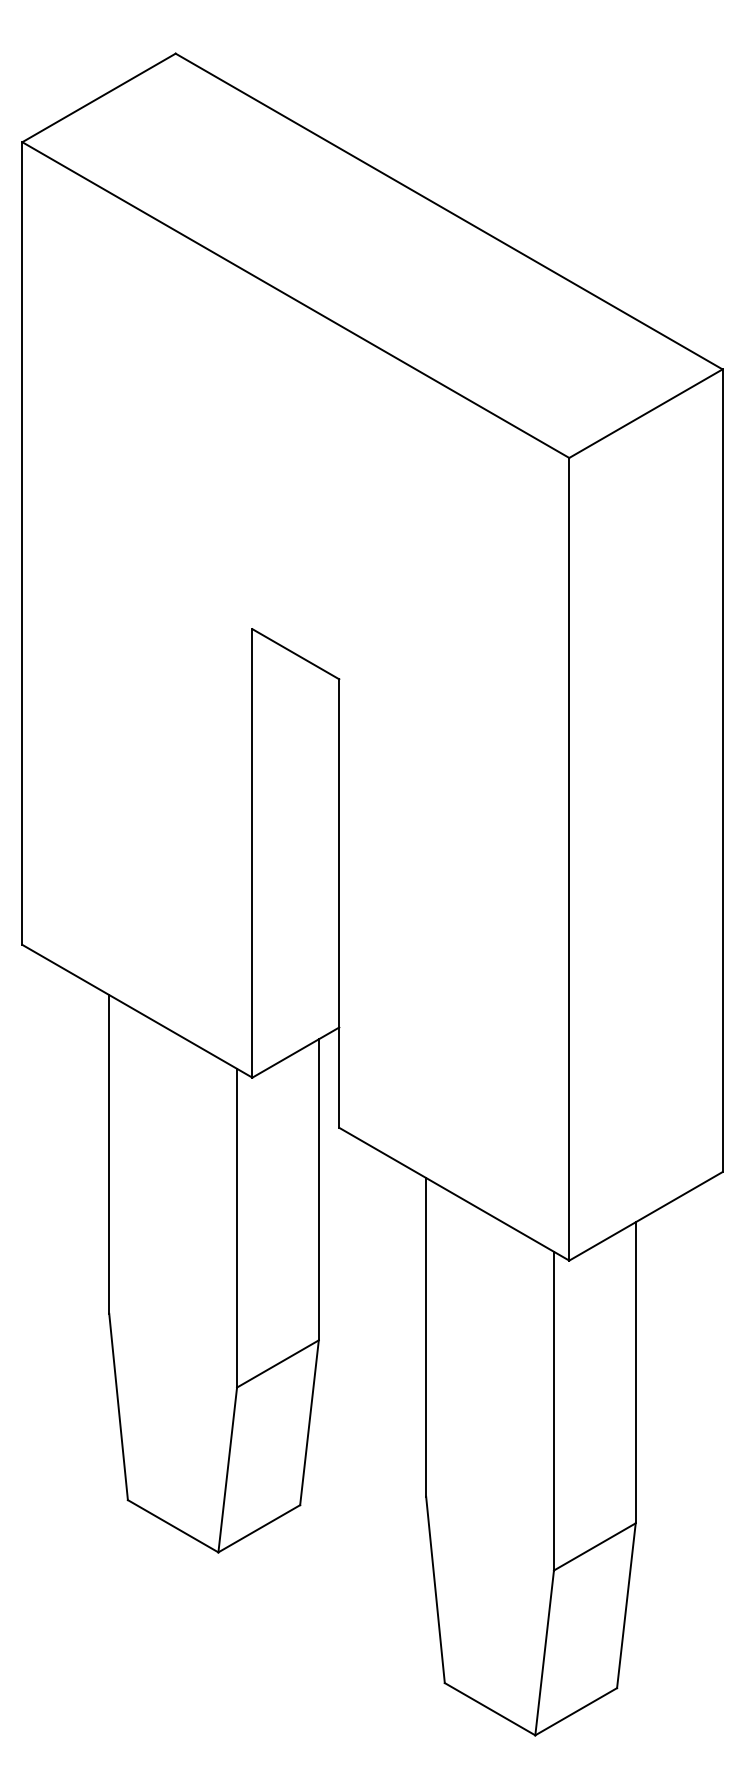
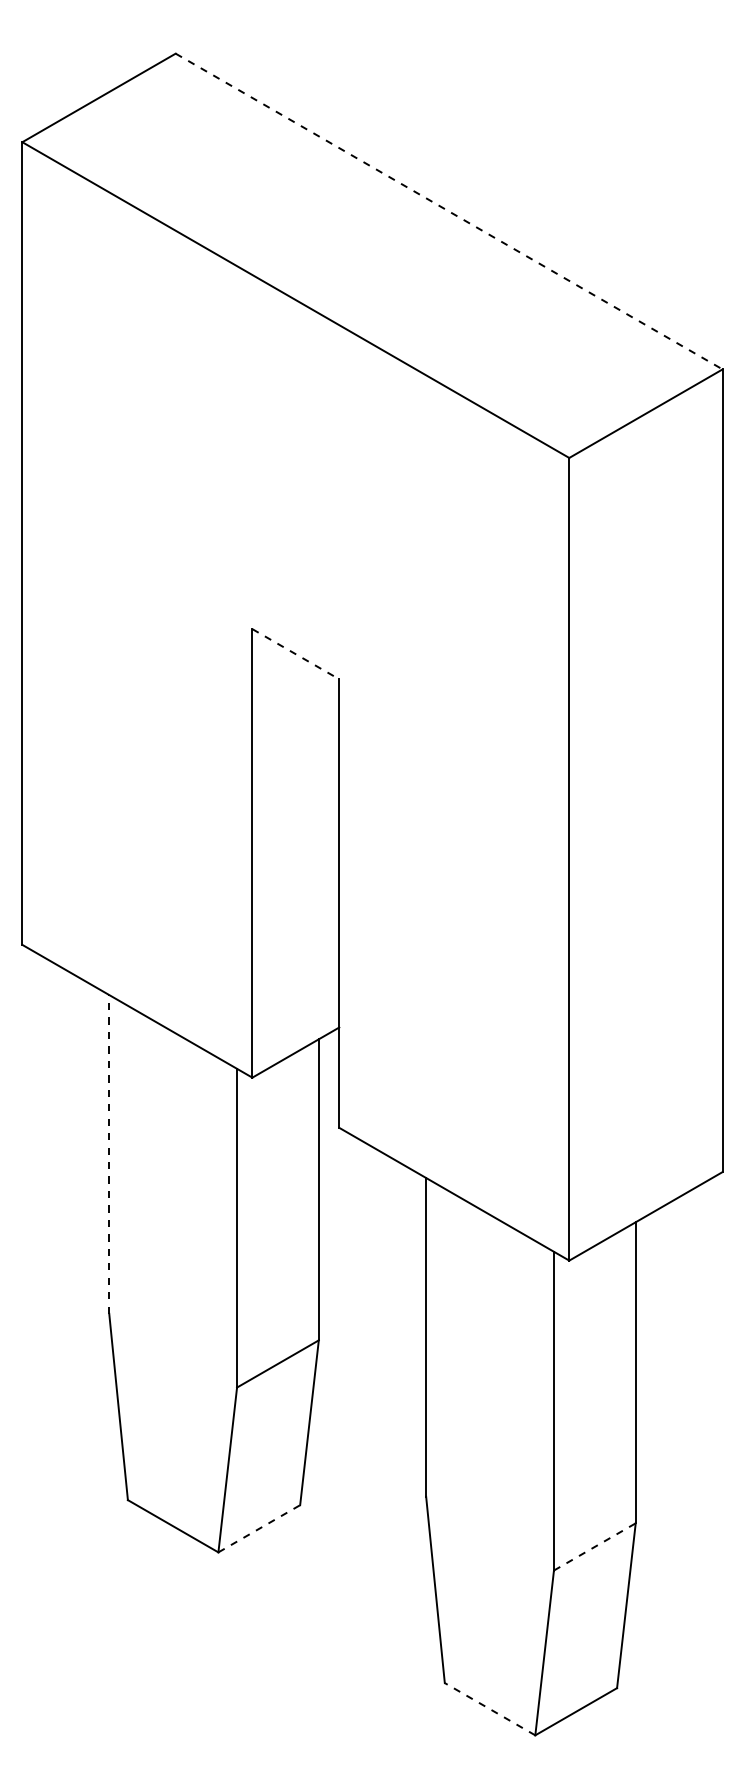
line: solid -> dashed (449, 211)
line: solid -> dashed (296, 654)
line: solid -> dashed (109, 1153)
line: solid -> dashed (259, 1528)
line: solid -> dashed (595, 1546)
line: solid -> dashed (489, 1708)
